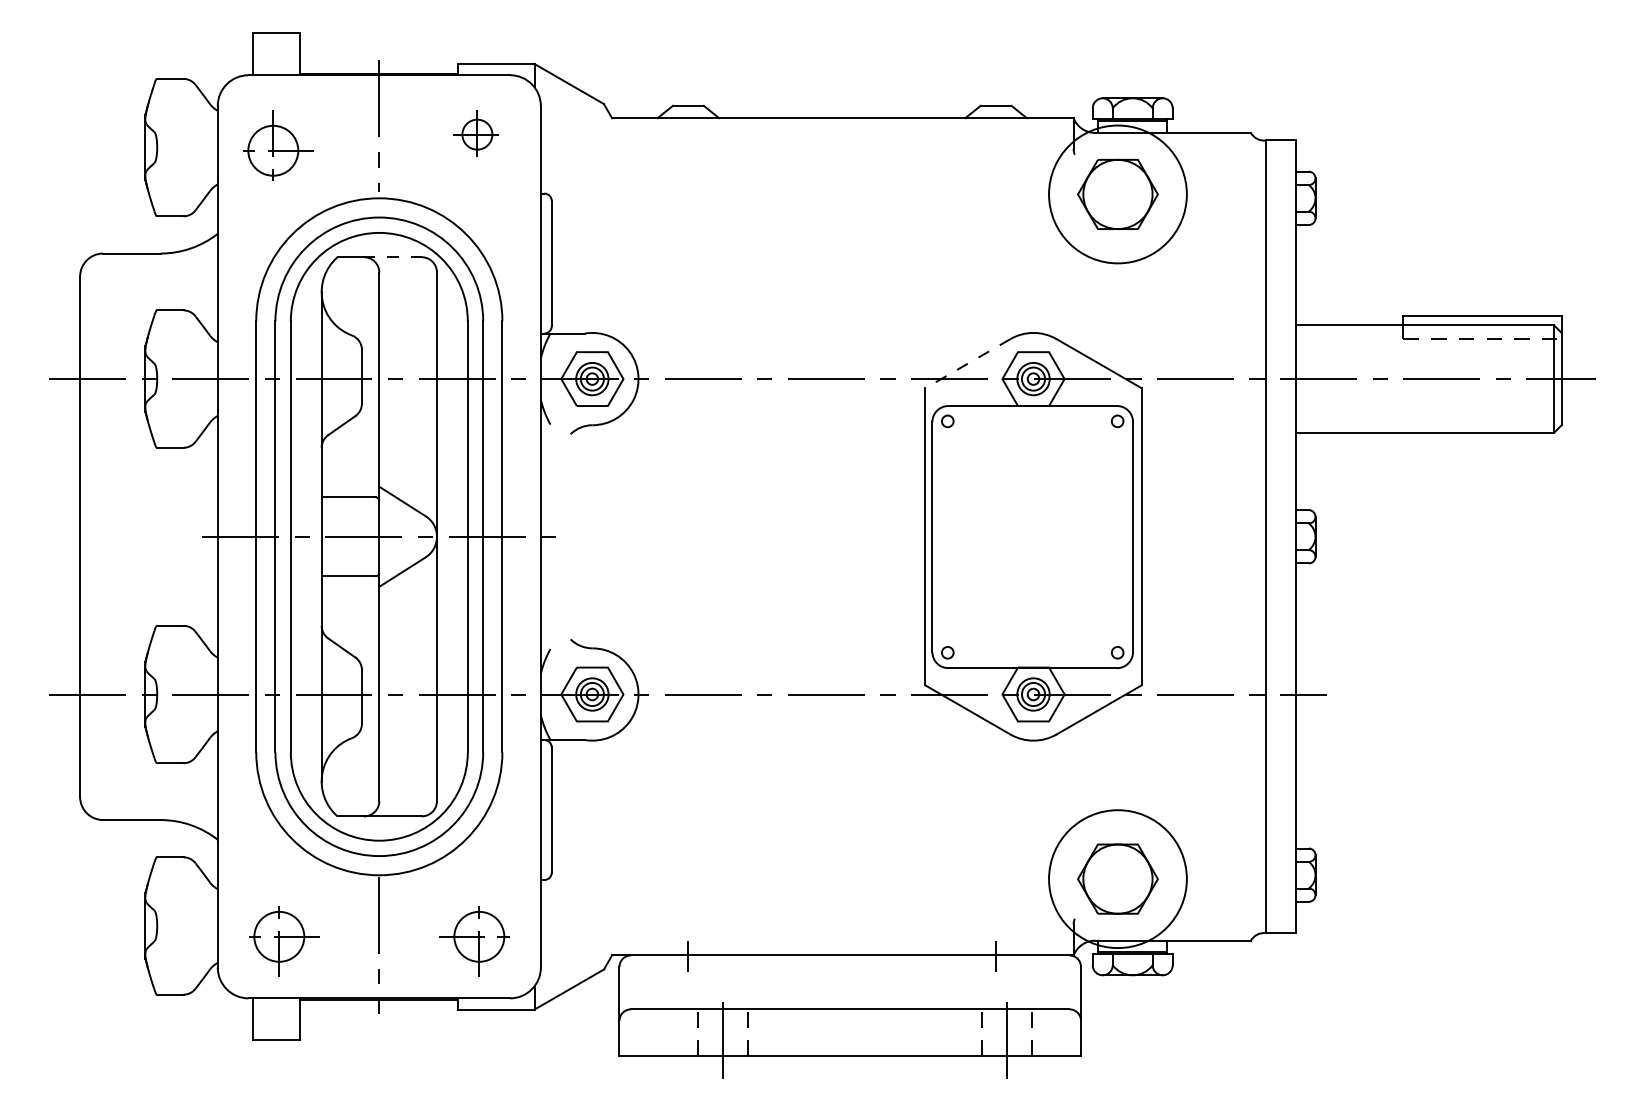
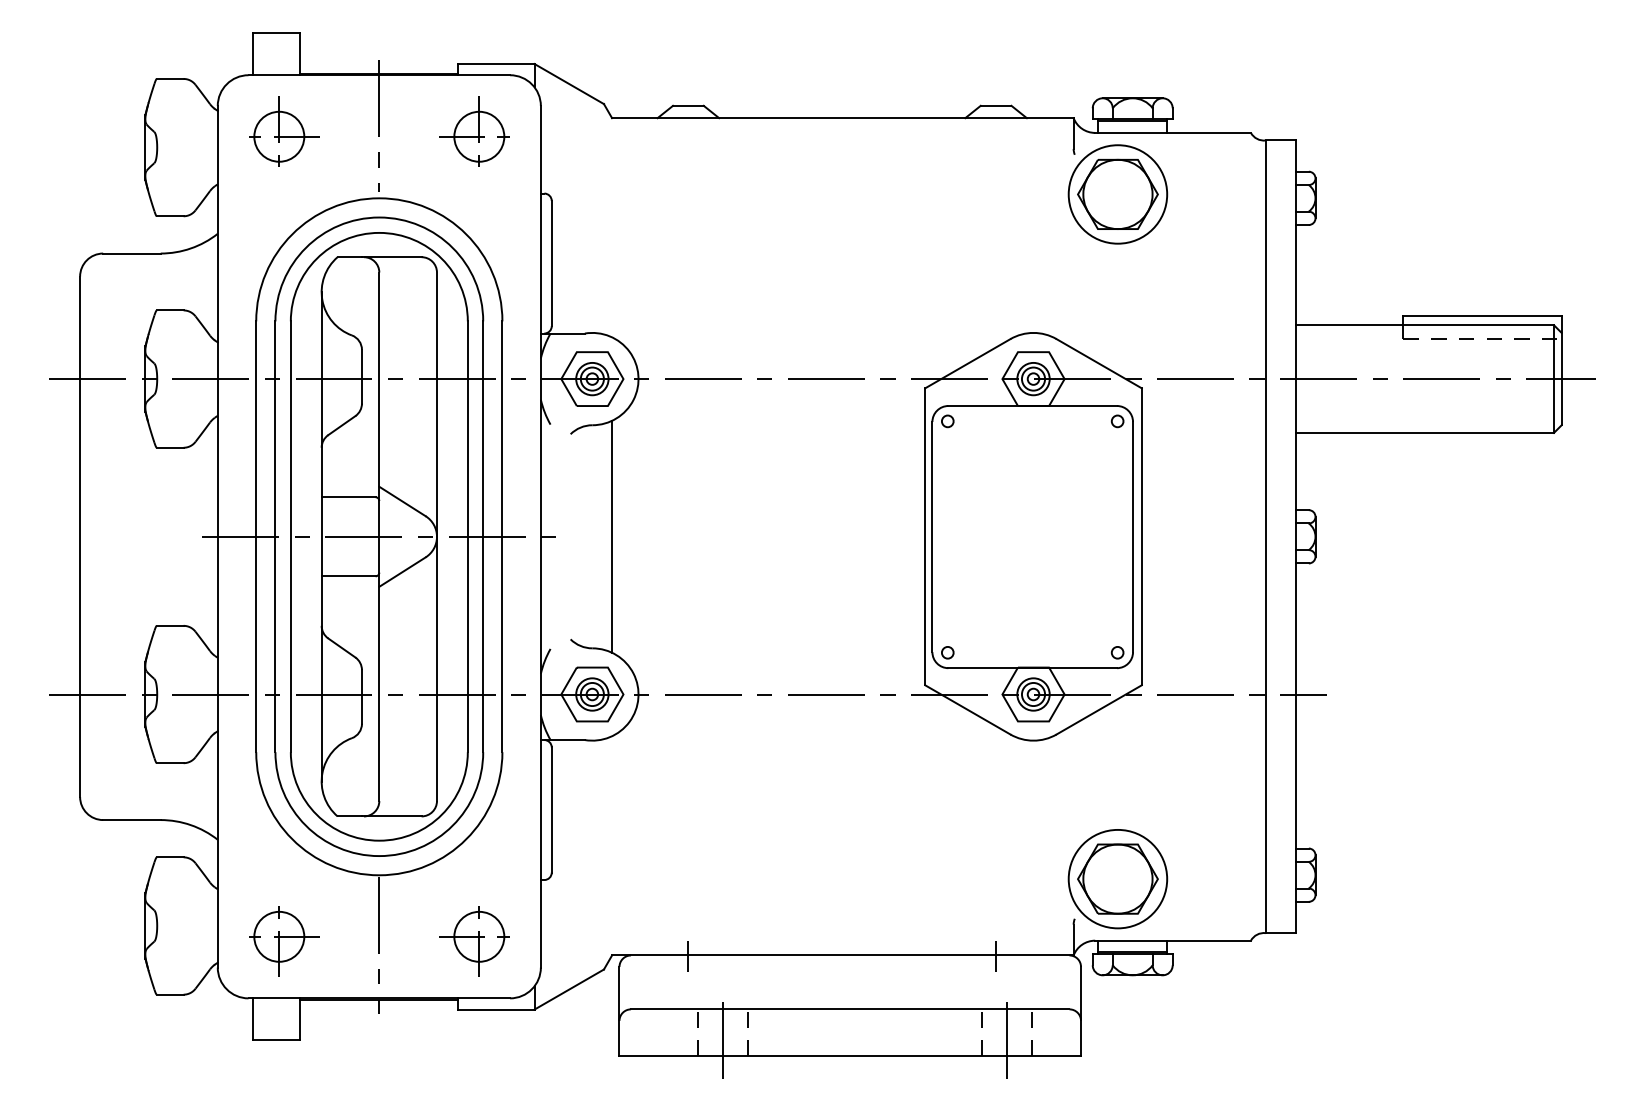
part size: 46x47 px -> 71x71 px (474, 131)
part position: (278, 145) -> (284, 131) (284, 131)
circle diameter: 138 px -> 98 px (1117, 194)
line: dashed -> solid (391, 257)
line: dashed -> solid (967, 363)
line: none -> present (612, 536)
circle diameter: 138 px -> 98 px (1117, 878)
